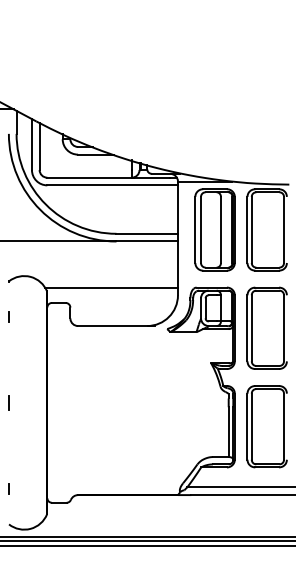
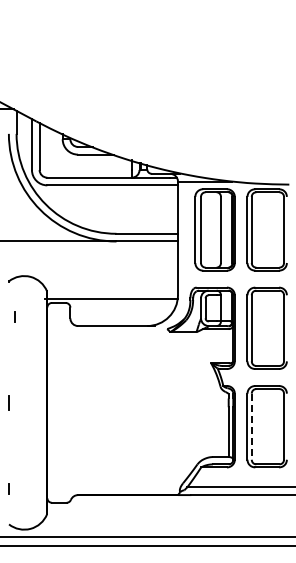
line position: (111, 287) -> (111, 298) (111, 298)
line position: (8, 316) -> (14, 316) (14, 316)
line: solid -> dashed (251, 427)
line: present -> none (147, 541)
